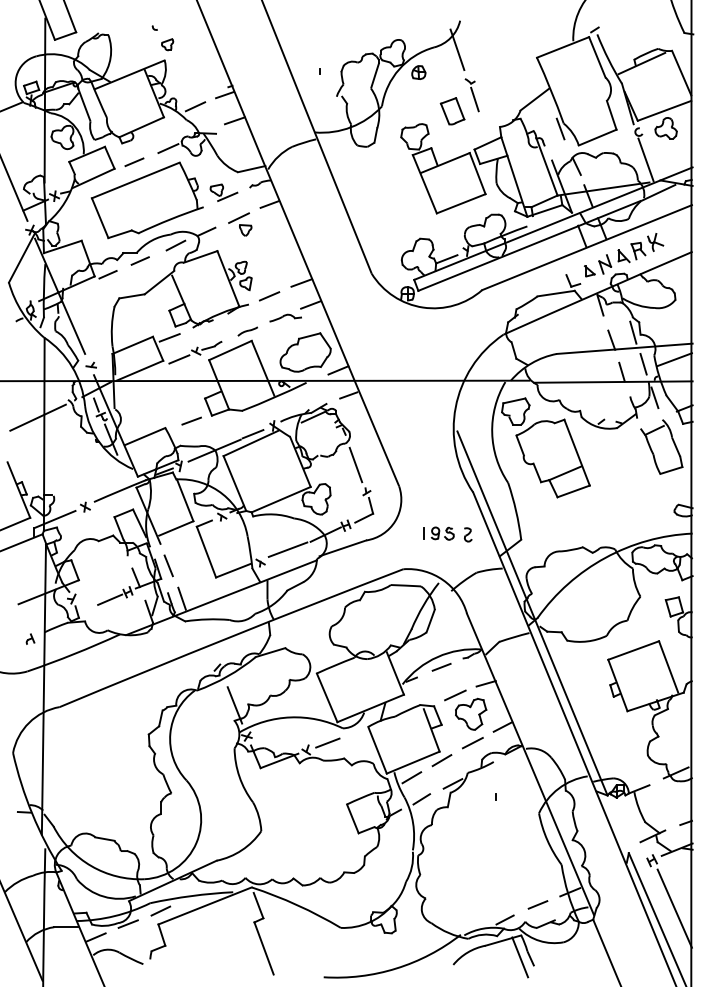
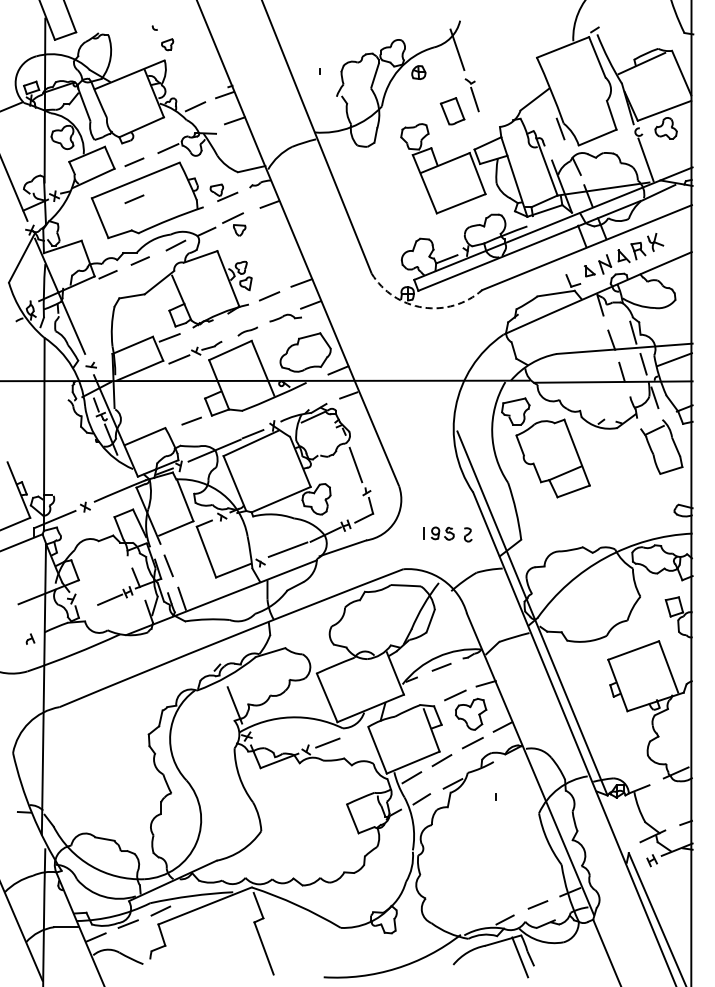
line: none -> present (134, 199)
part position: (240, 224) -> (234, 224) (234, 224)
arc: solid -> dashed (423, 307)
line: present -> none (37, 417)
line: present -> none (674, 908)
